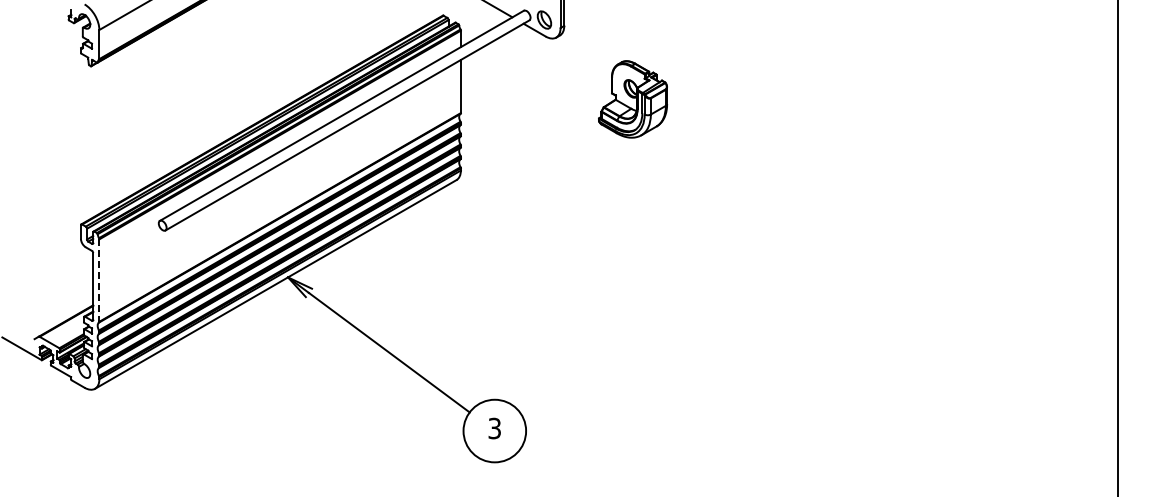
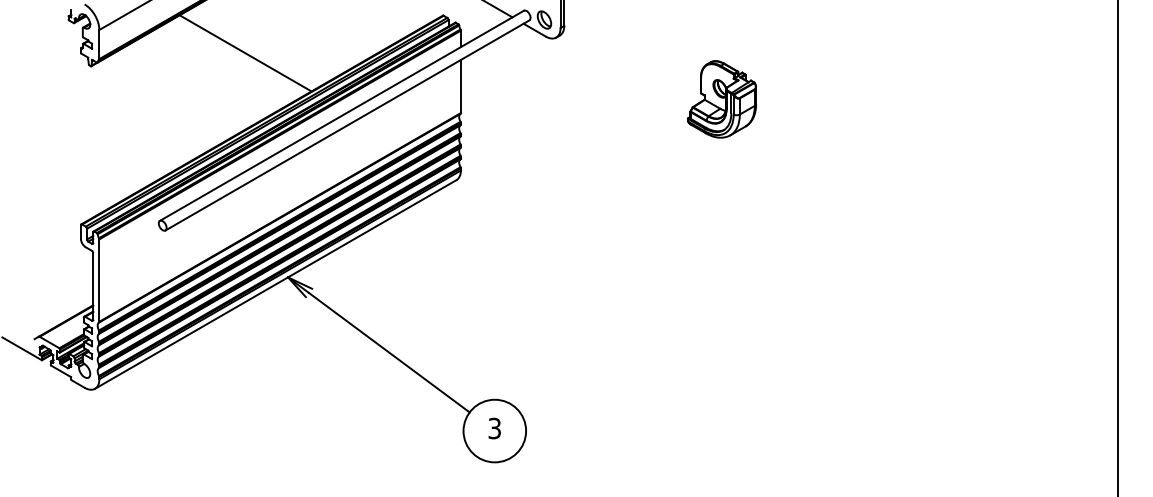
line: none -> present (245, 53)
part position: (632, 99) -> (721, 99) (721, 99)
line: dashed -> solid (99, 281)
